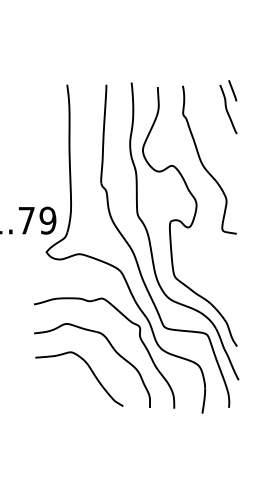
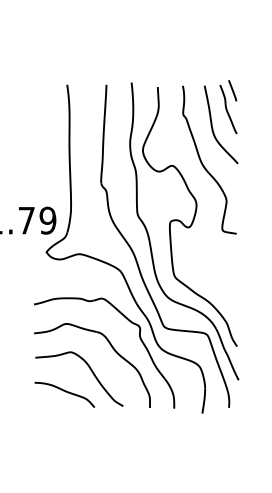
curve: none -> present (212, 124)
curve: none -> present (65, 392)
